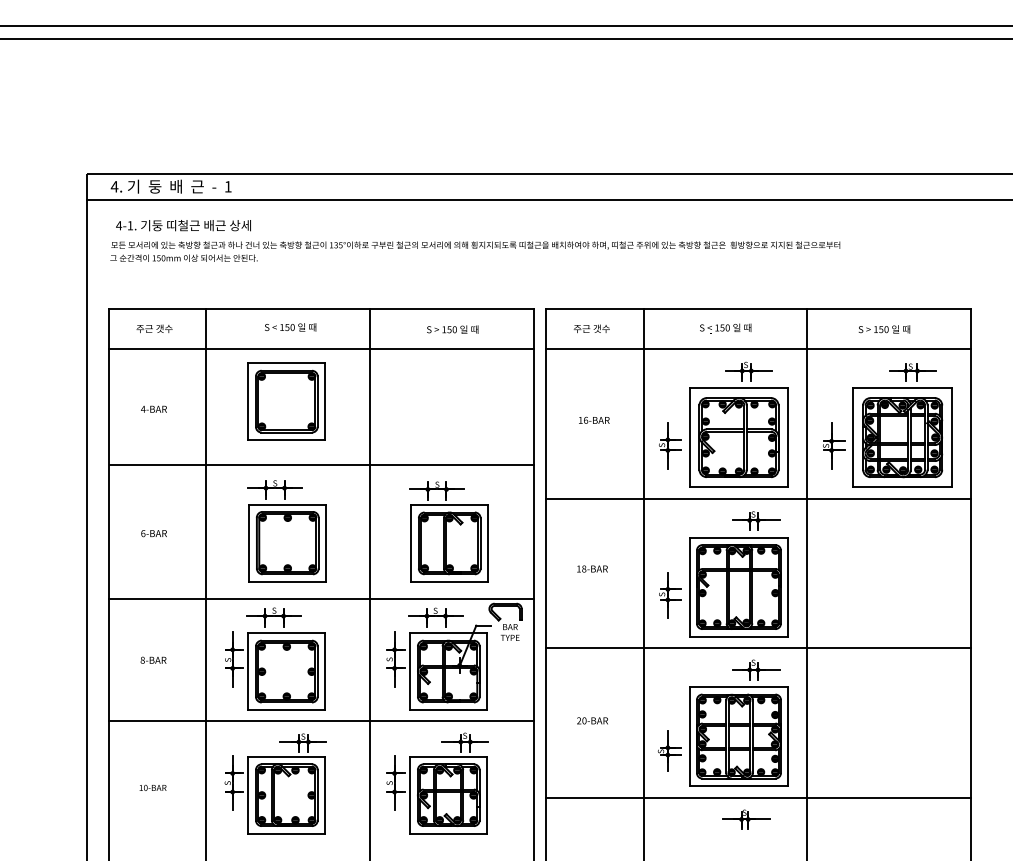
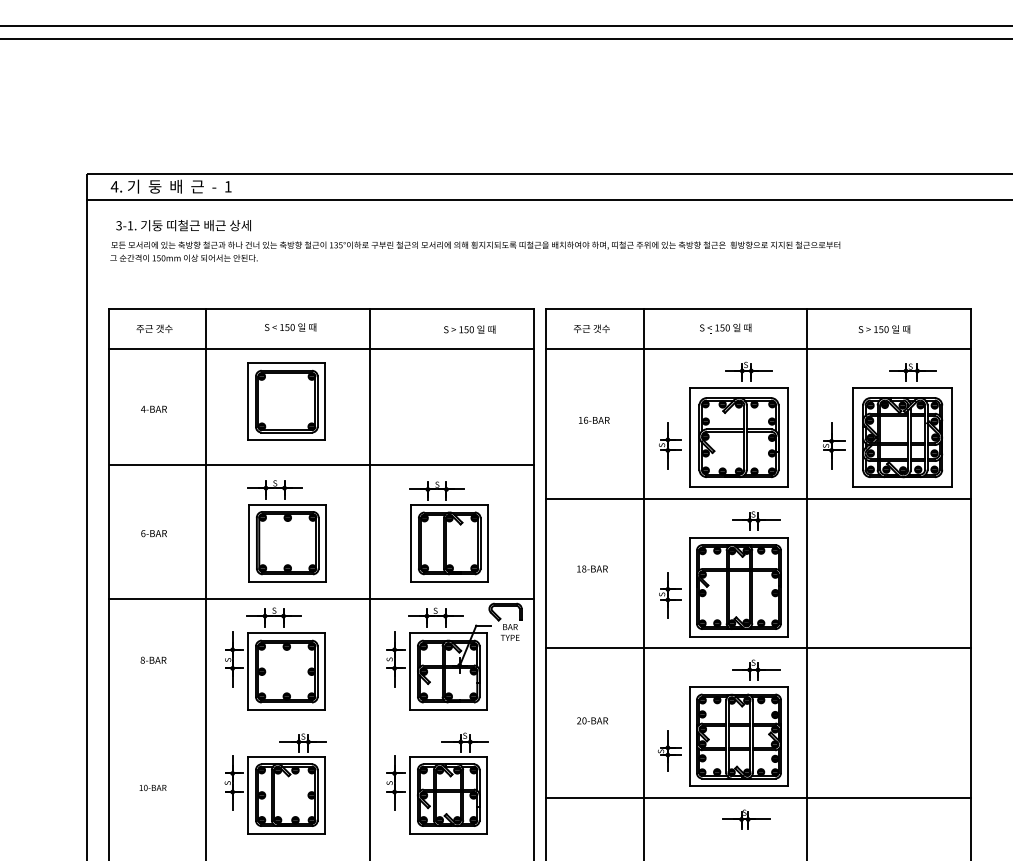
text: 4-1. -> 3-1. (119, 225)
text position: (452, 329) -> (469, 329) (469, 329)
line: present -> none (321, 720)
